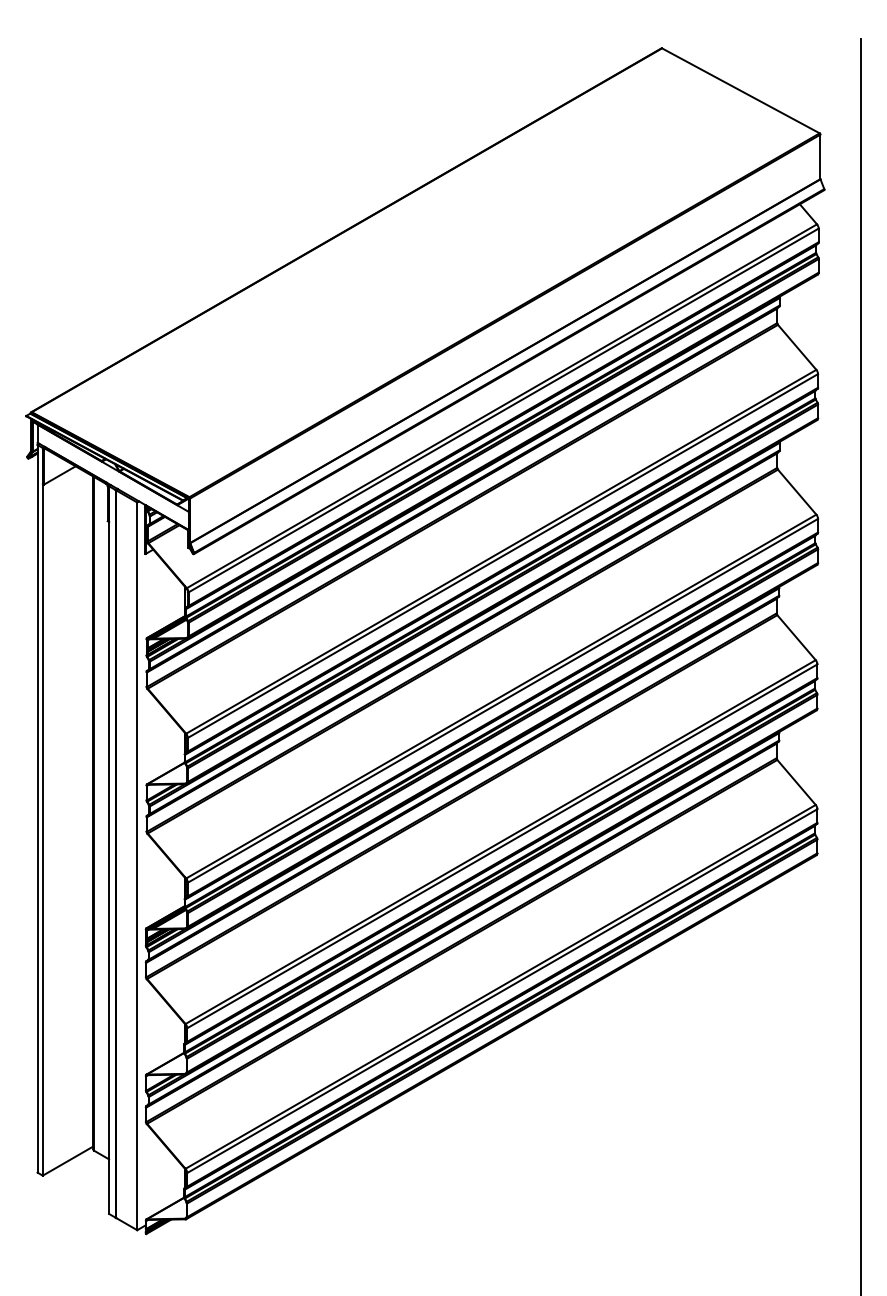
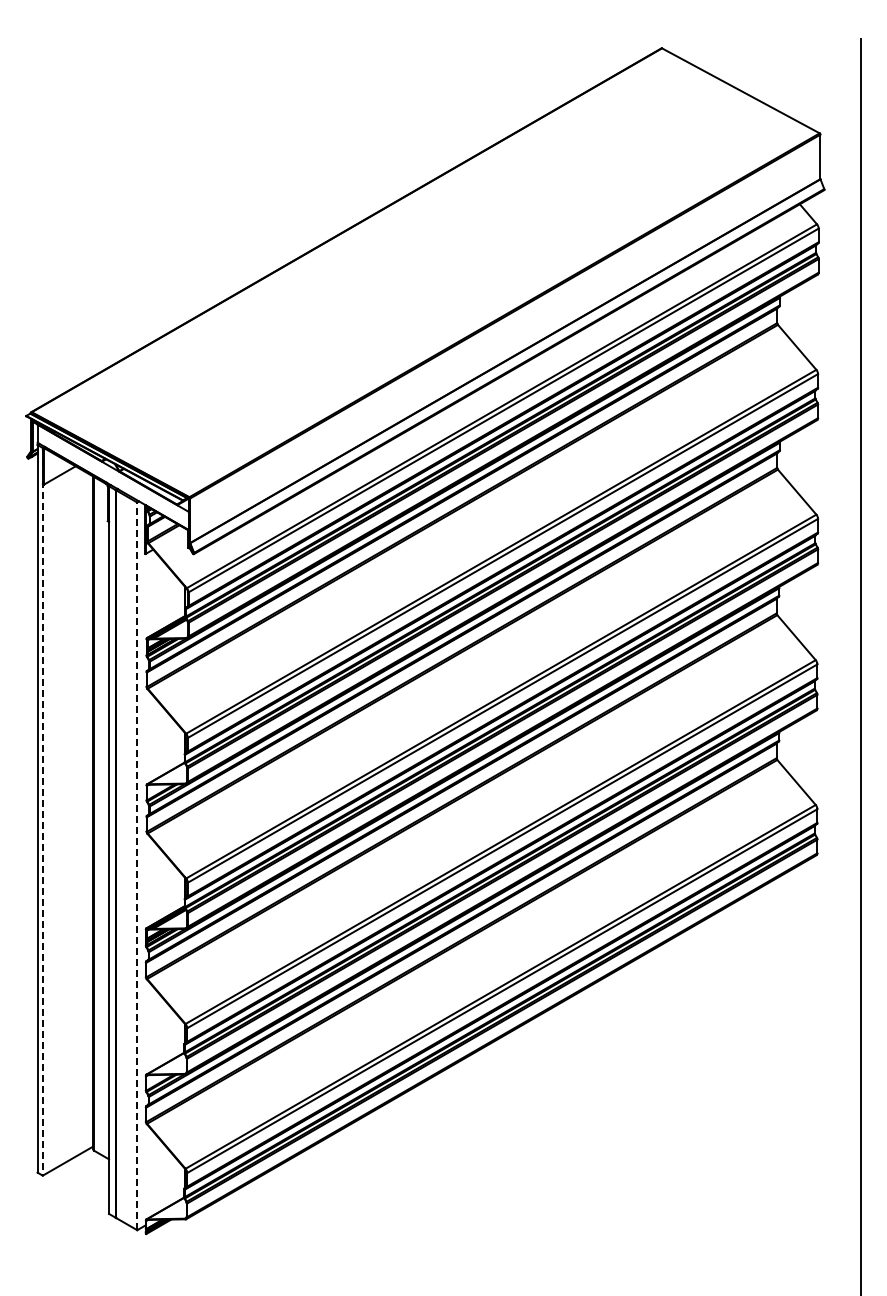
line: solid -> dashed (42, 811)
line: solid -> dashed (137, 866)
